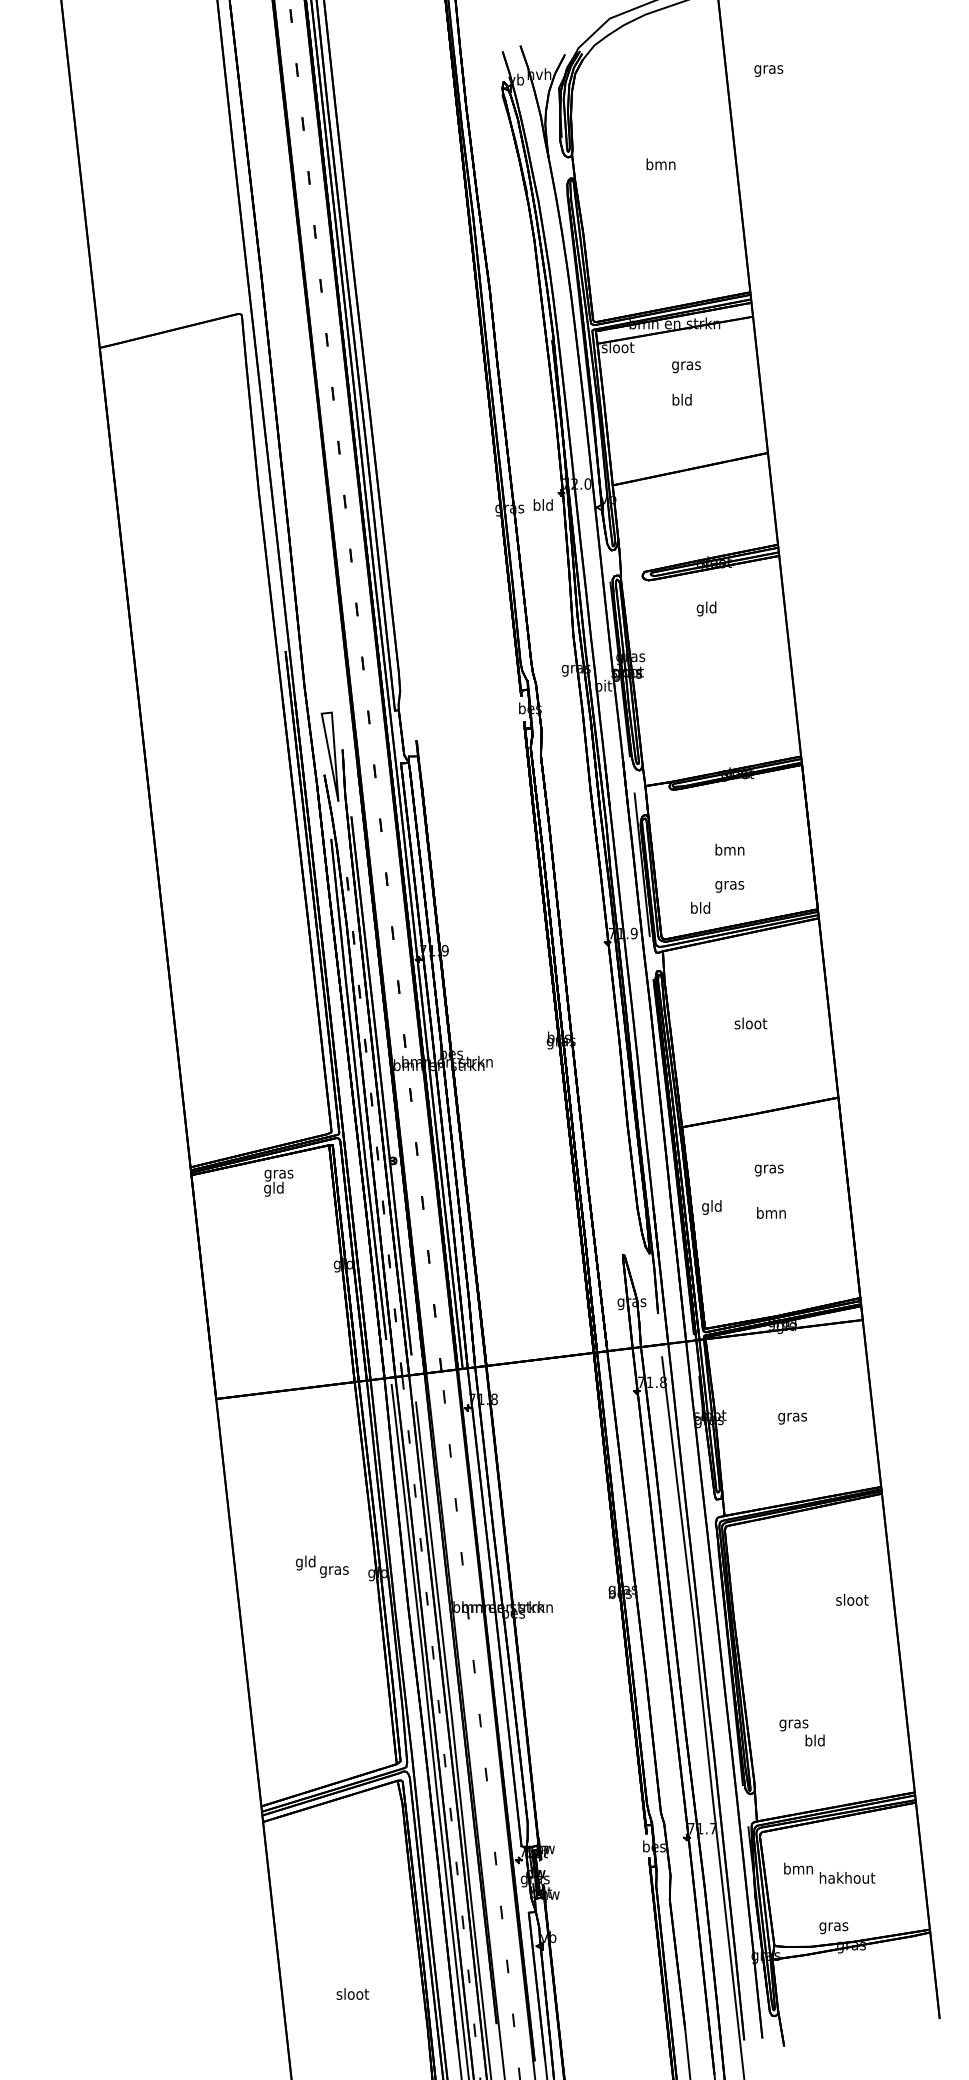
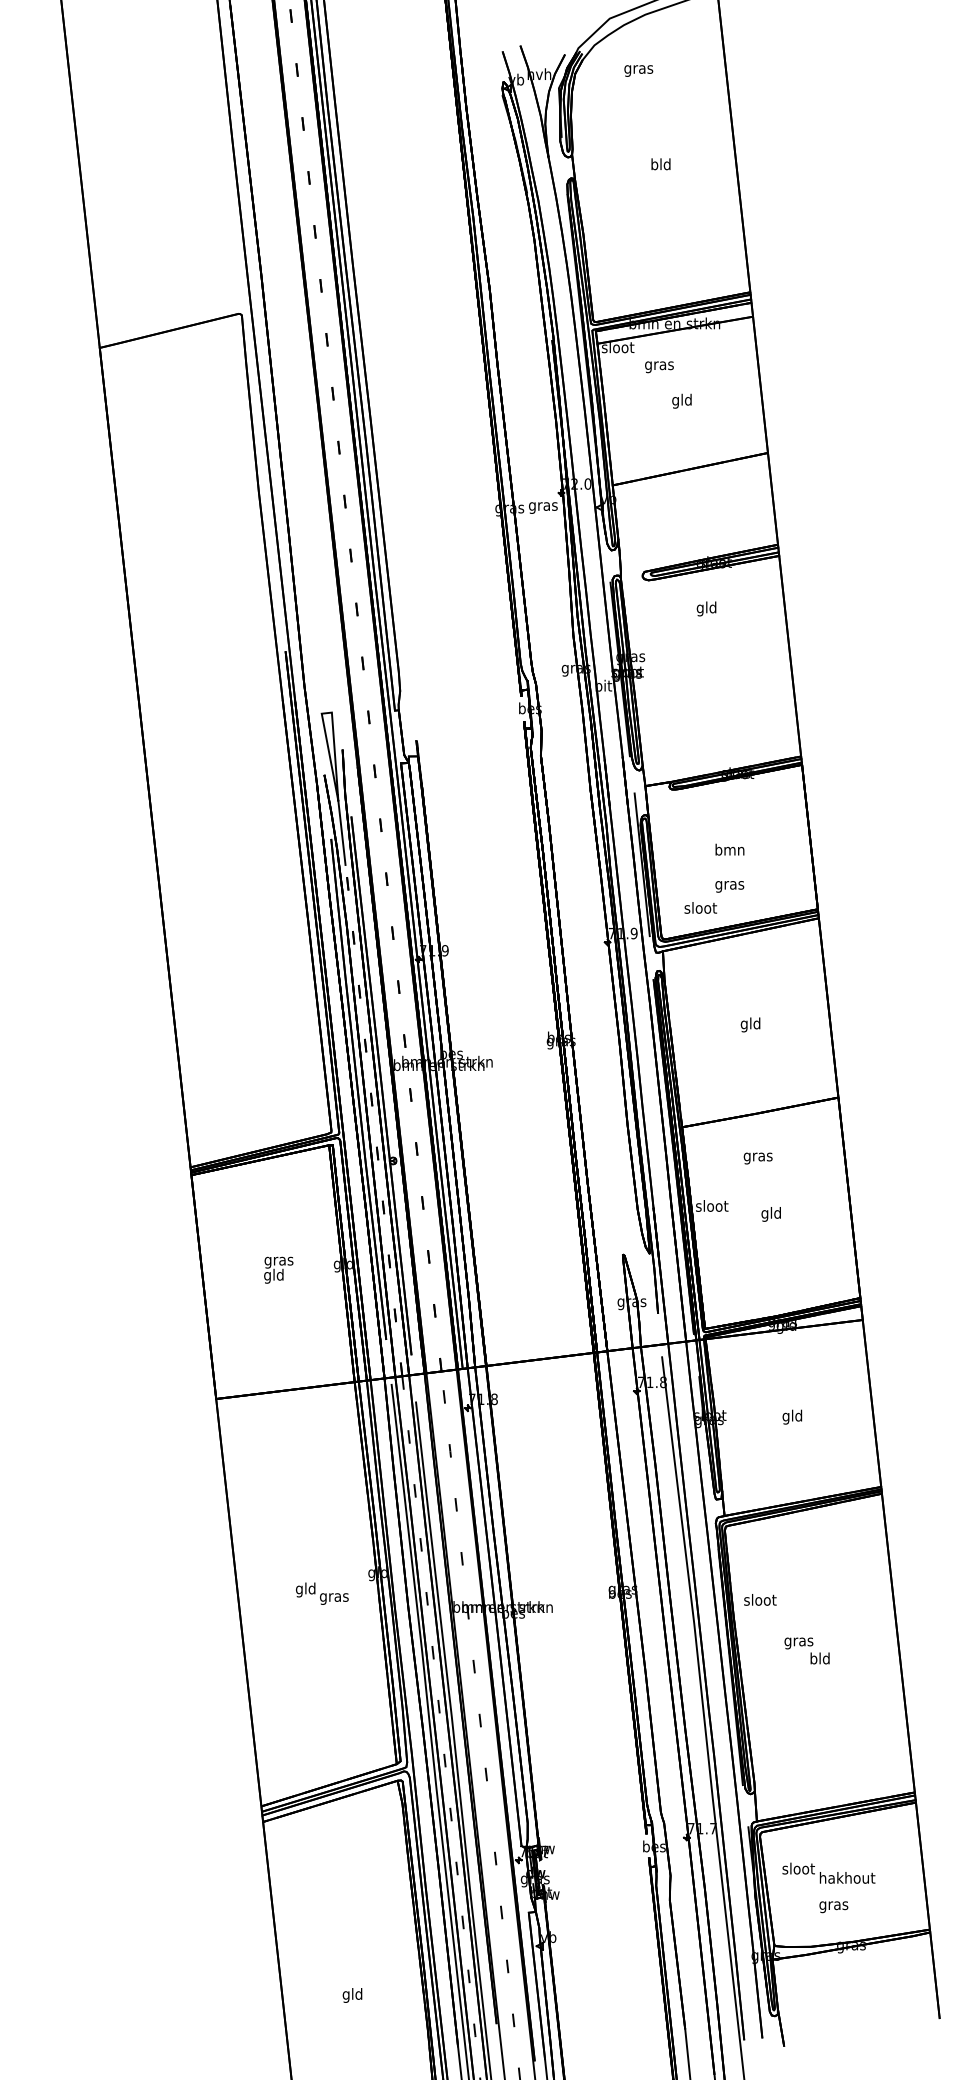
text position: (768, 70) -> (638, 70) (638, 70)
text: bmn -> bld (660, 164)
text position: (686, 367) -> (659, 367) (659, 367)
text: bld -> gld (675, 400)
text: bld -> gras (543, 506)
line: none -> present (341, 832)
text: bld -> sloot (700, 907)
text: sloot -> gld (750, 1024)
text position: (768, 1170) -> (757, 1158) (757, 1158)
text position: (278, 1182) -> (278, 1269) (278, 1269)
text: gld -> sloot (712, 1207)
text: bmn -> gld (771, 1214)
text: gras -> gld (792, 1416)
text position: (322, 1566) -> (322, 1593) (322, 1593)
text position: (852, 1599) -> (760, 1599) (760, 1599)
text position: (801, 1732) -> (806, 1650) (806, 1650)
text: bmn -> sloot (798, 1868)
text position: (833, 1928) -> (833, 1907) (833, 1907)
text: sloot -> gld (352, 1995)
